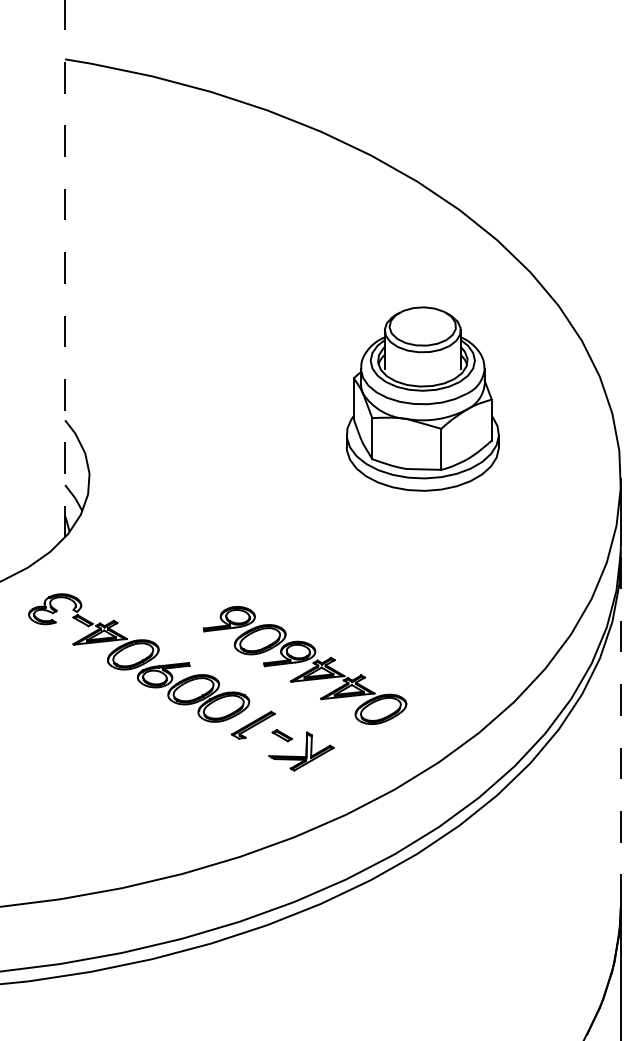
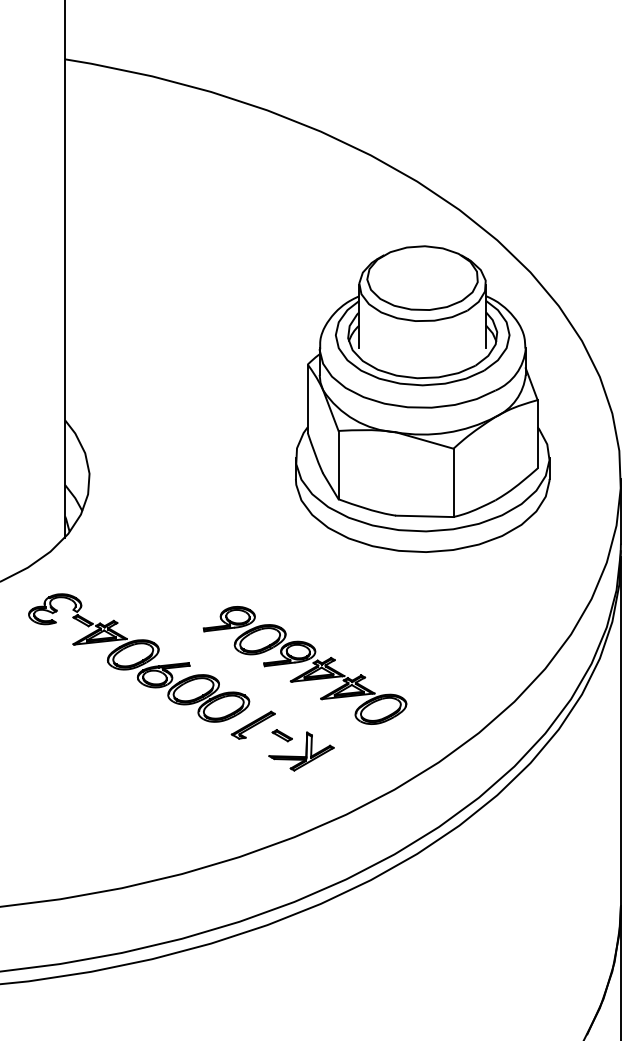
line: dashed -> solid (65, 268)
part size: 155x186 px -> 256x308 px (422, 398)
line: dashed -> solid (620, 731)
